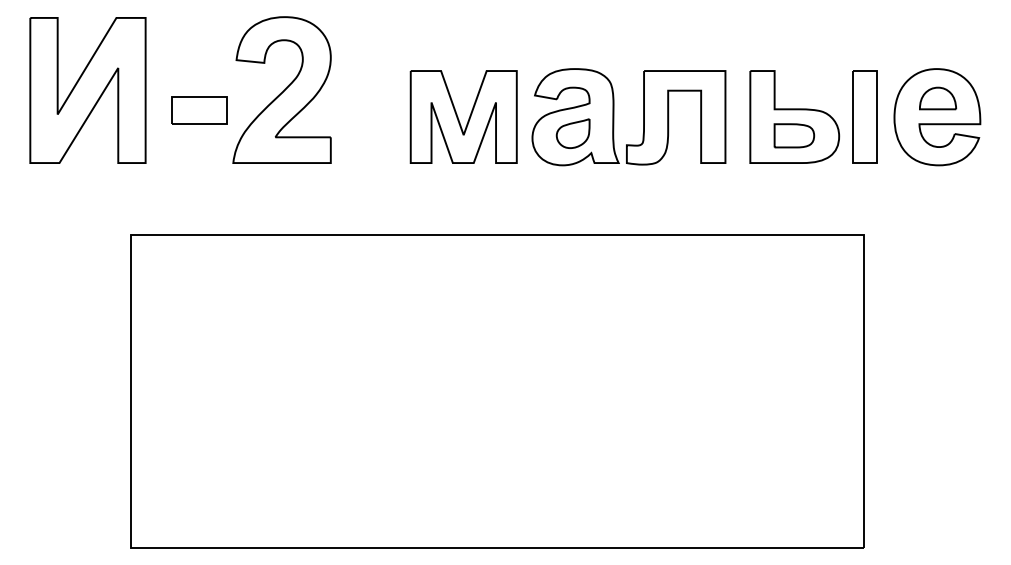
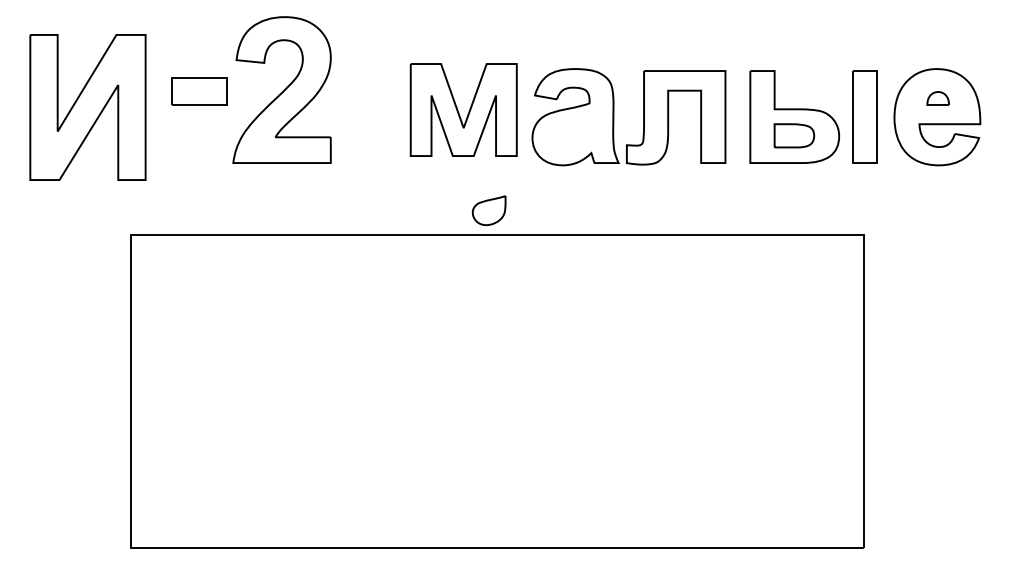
part position: (87, 90) -> (87, 107) (87, 107)
part size: 39x25 px -> 24x15 px (937, 98)
part position: (199, 110) -> (199, 91) (199, 91)
part position: (463, 116) -> (463, 109) (463, 109)
part position: (572, 133) -> (488, 210) (488, 210)
